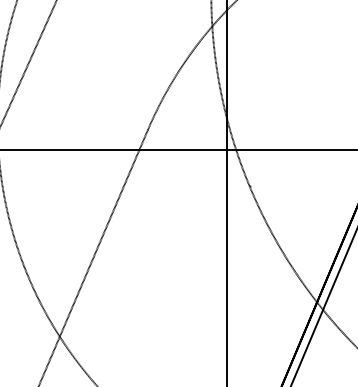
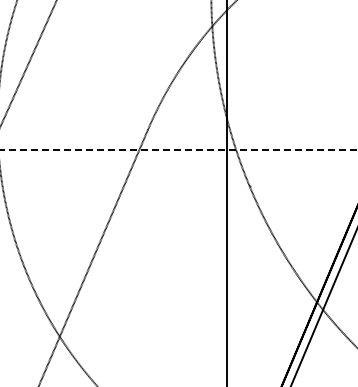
line: solid -> dashed (179, 149)
